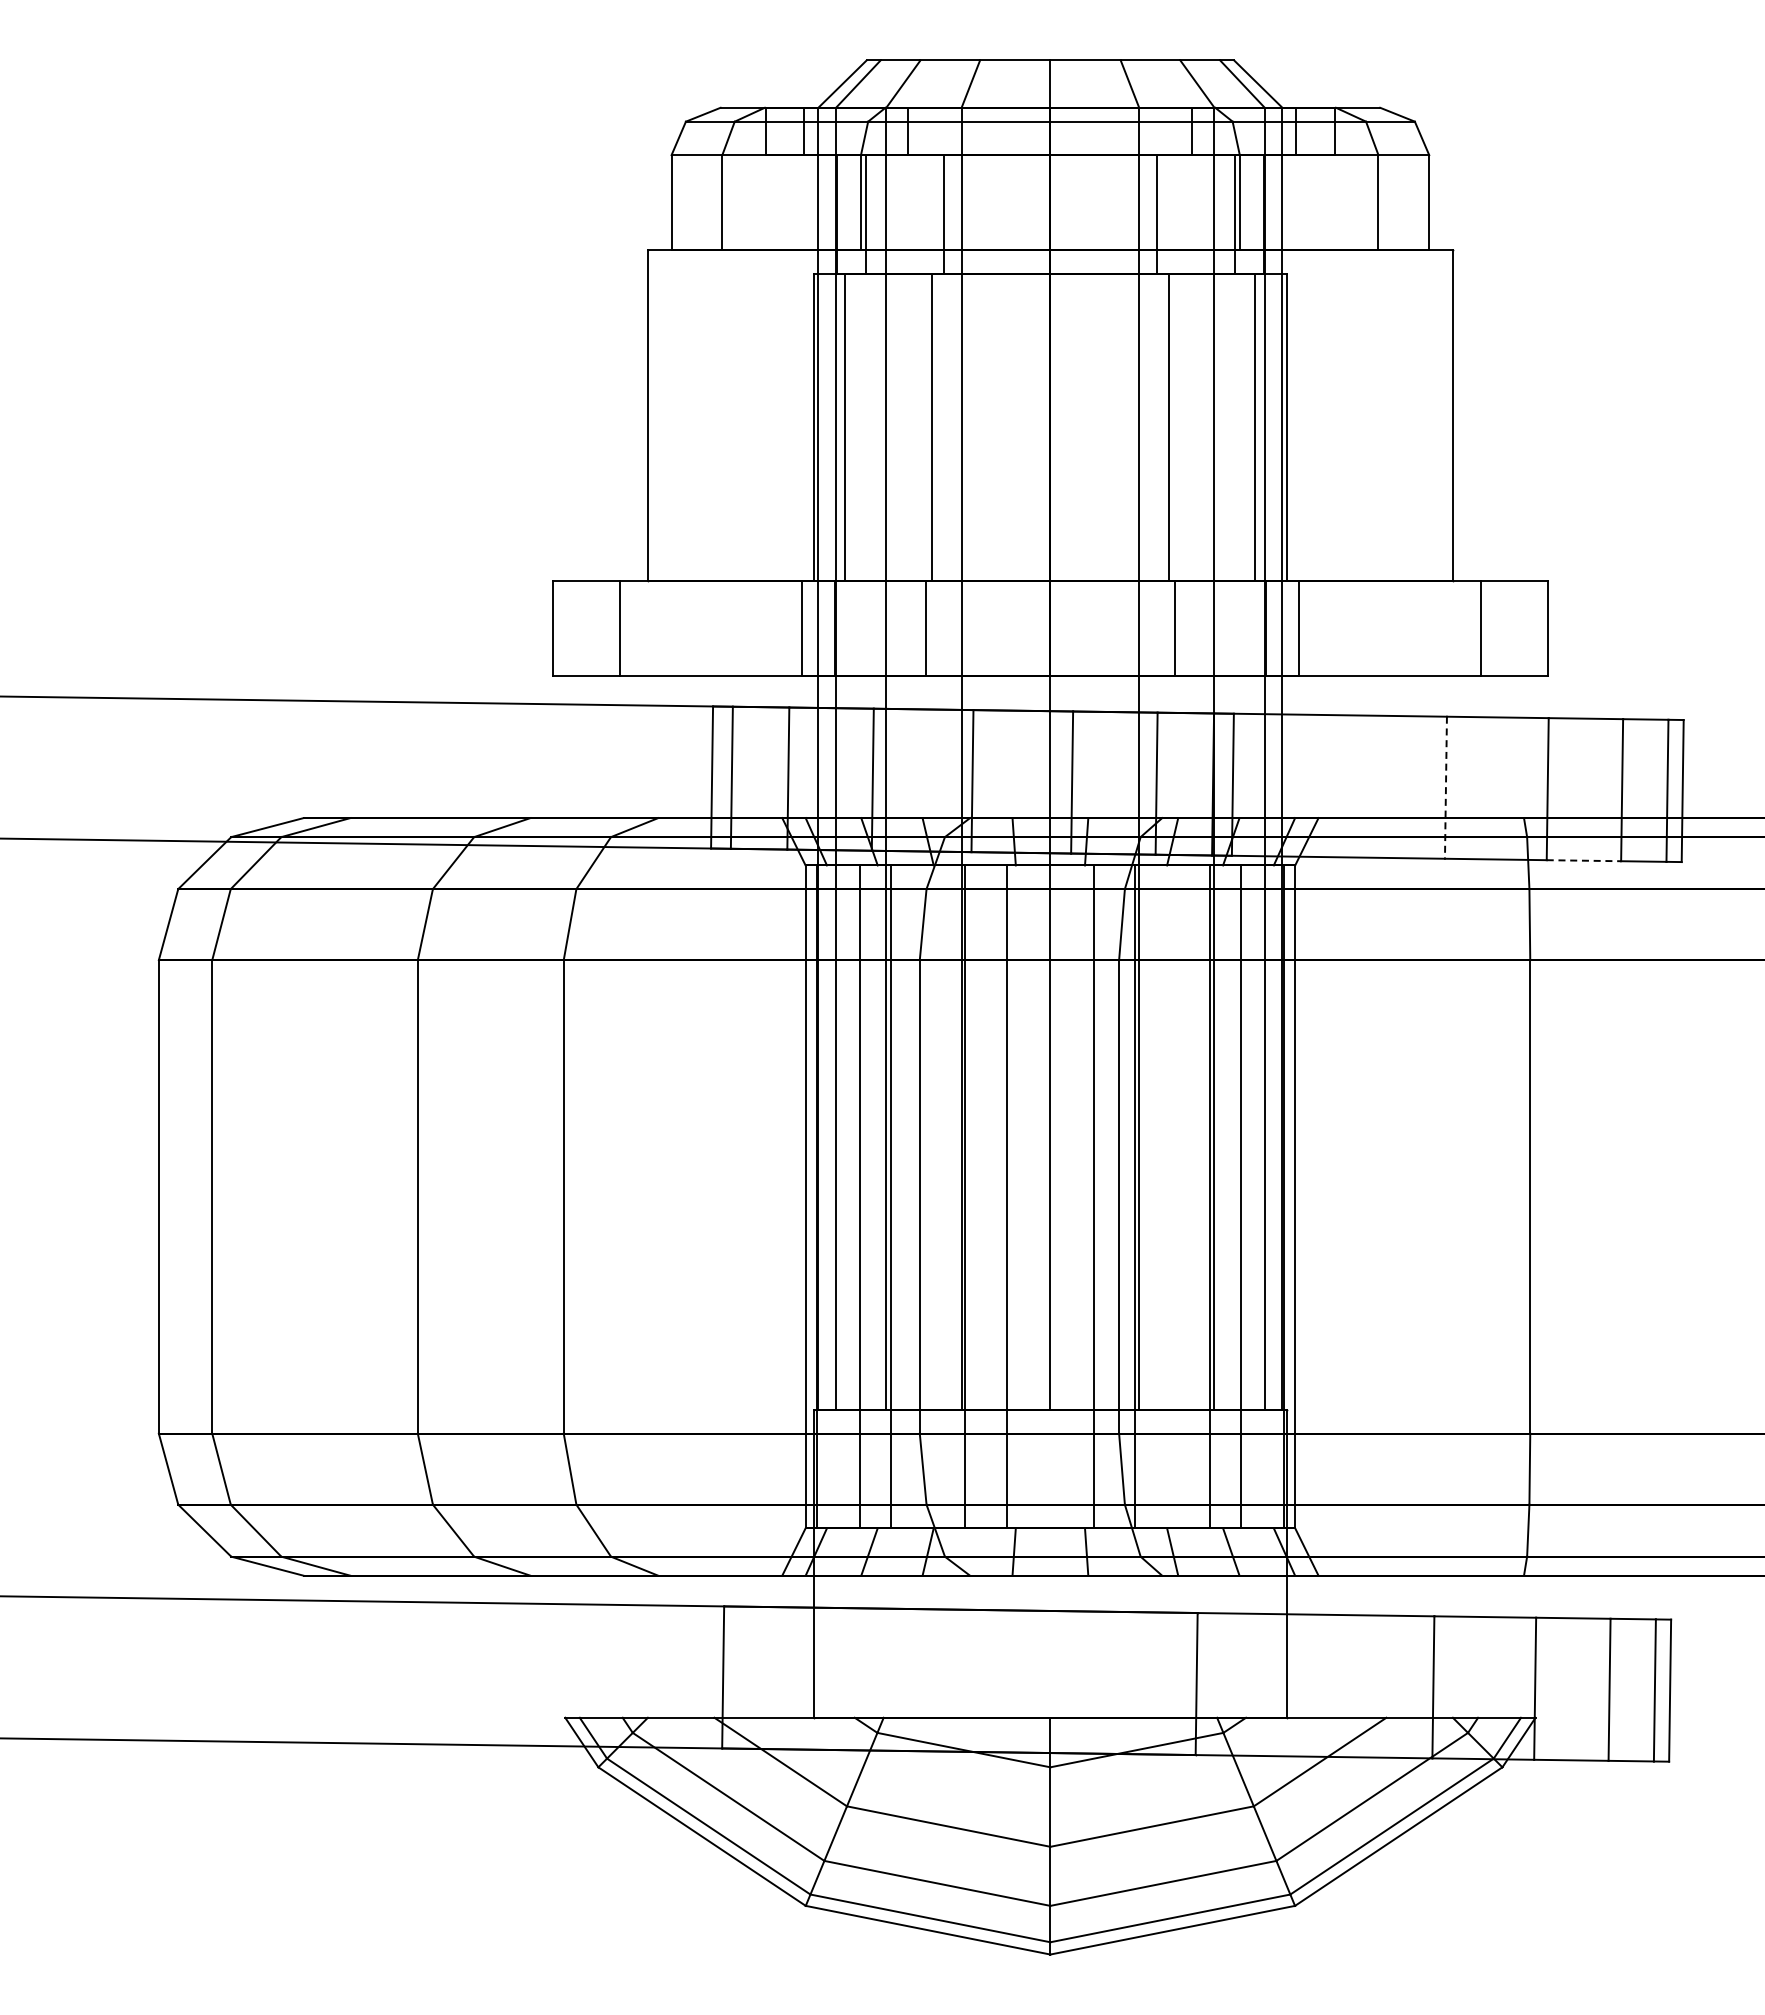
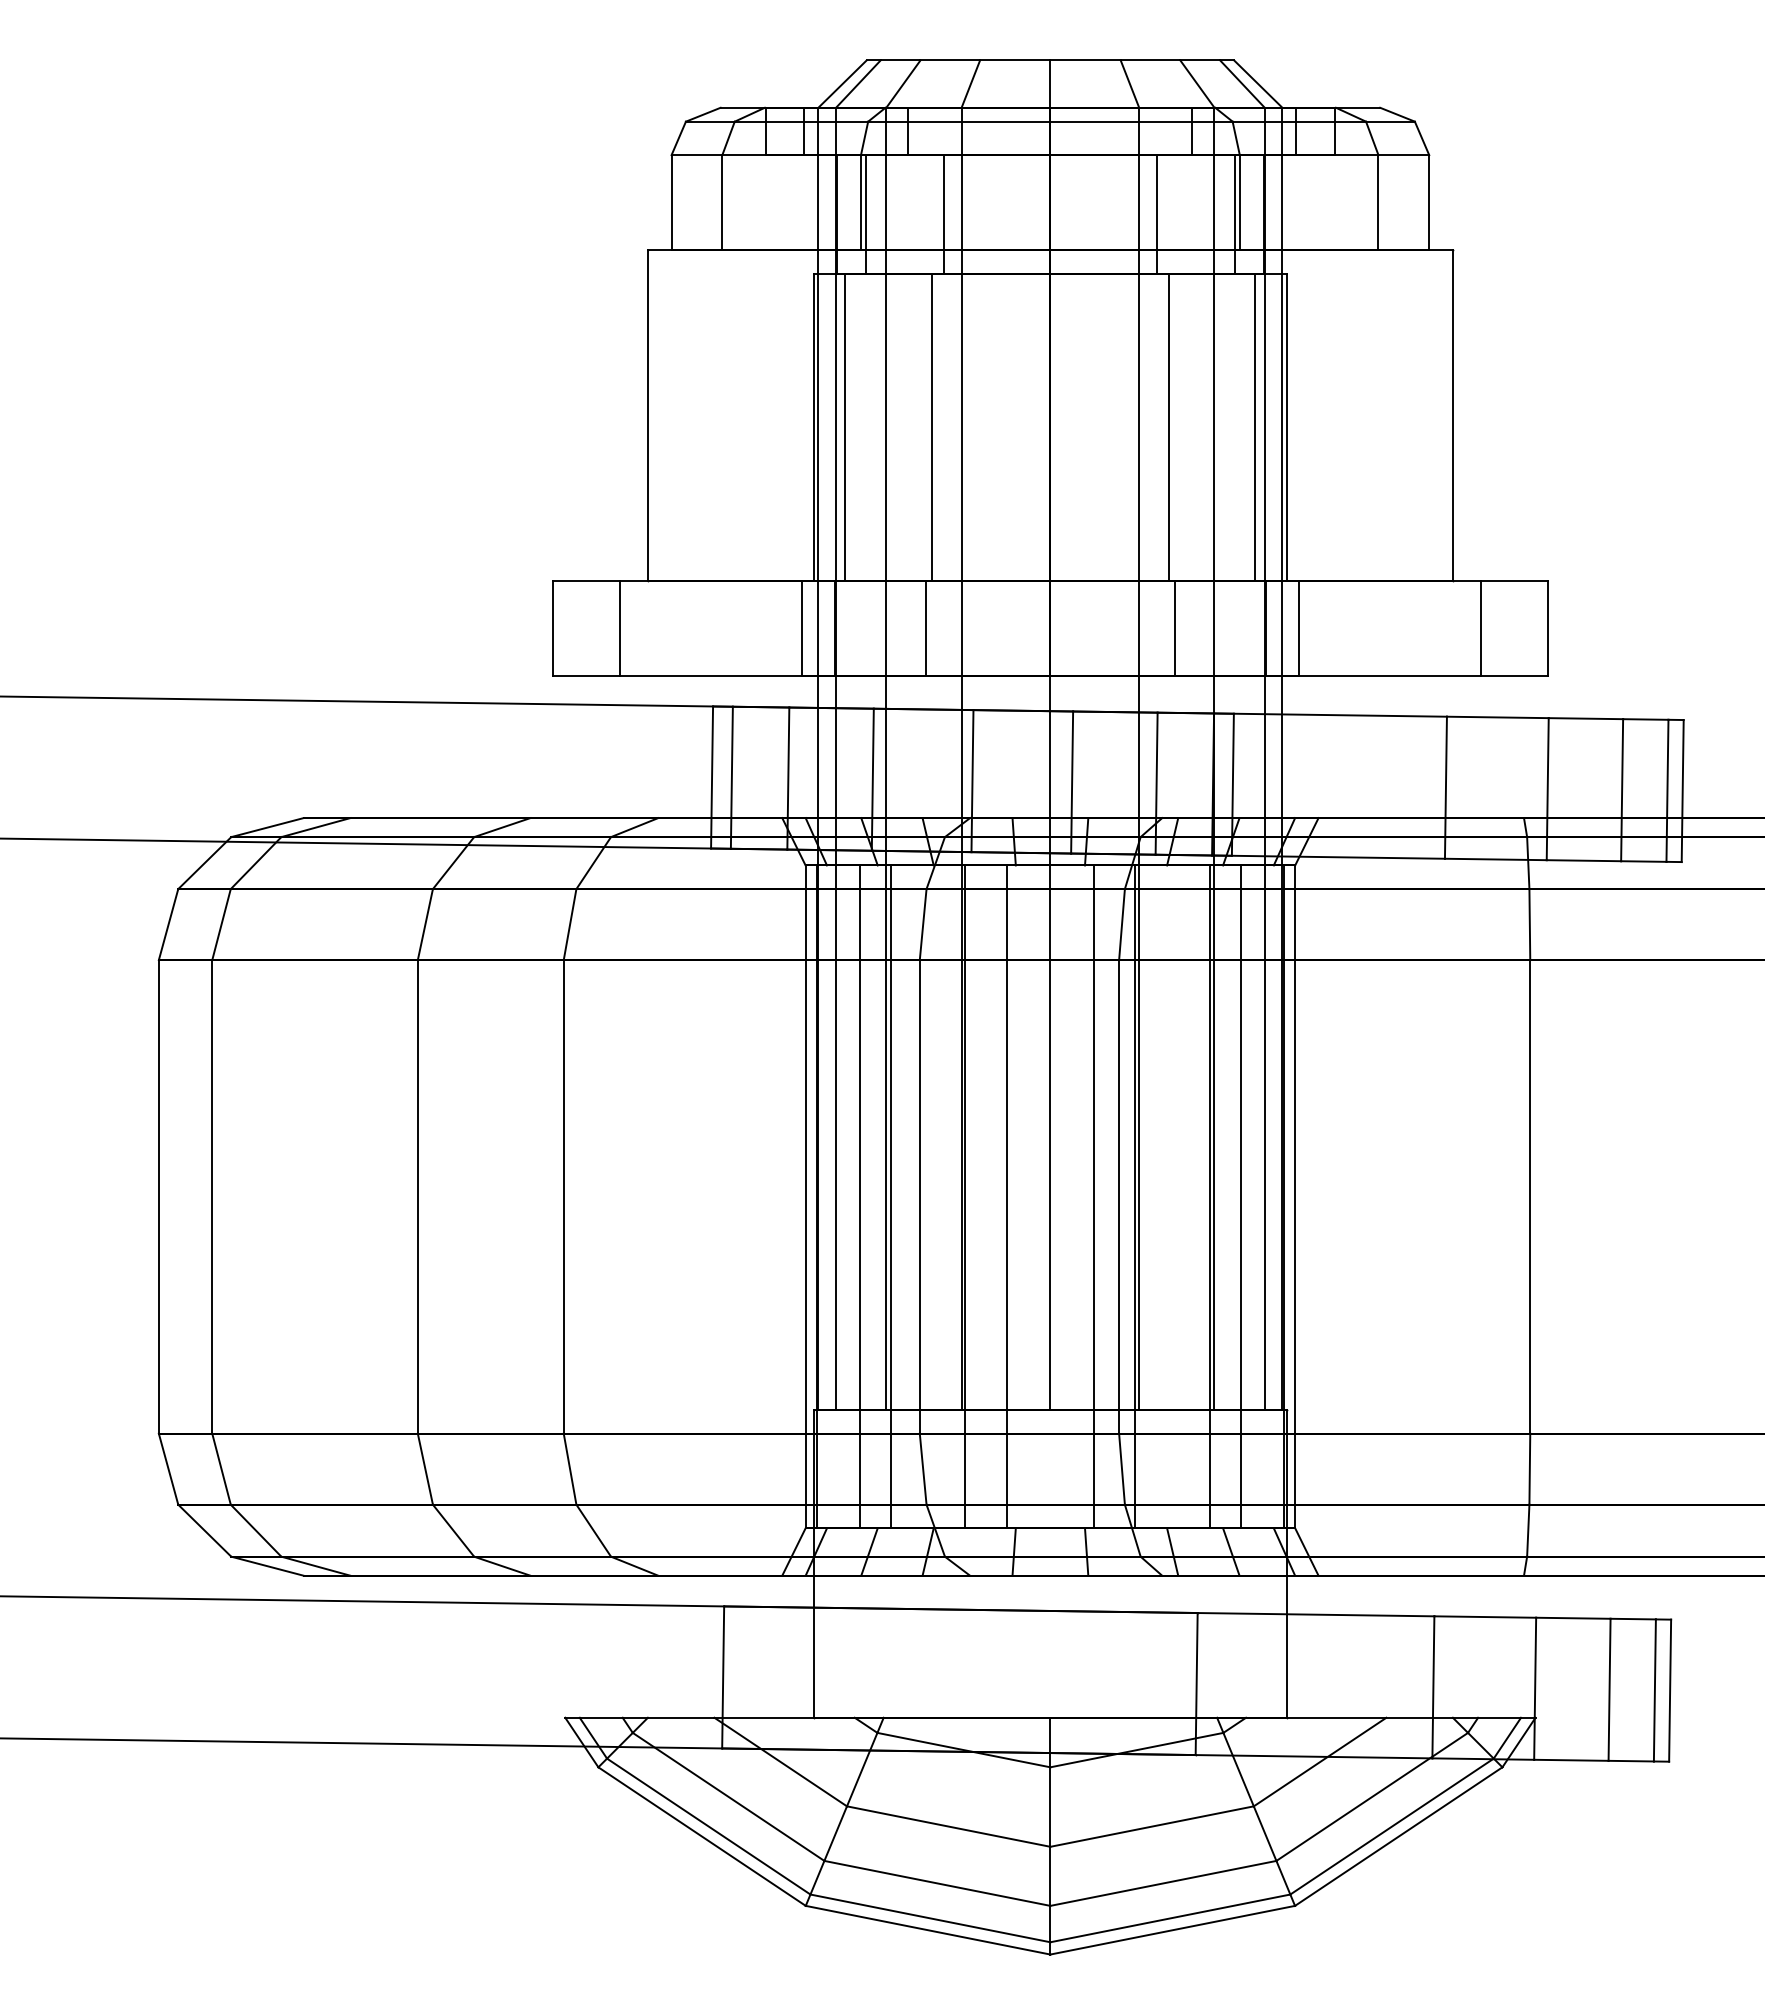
line: dashed -> solid (1445, 788)
line: dashed -> solid (1584, 860)
